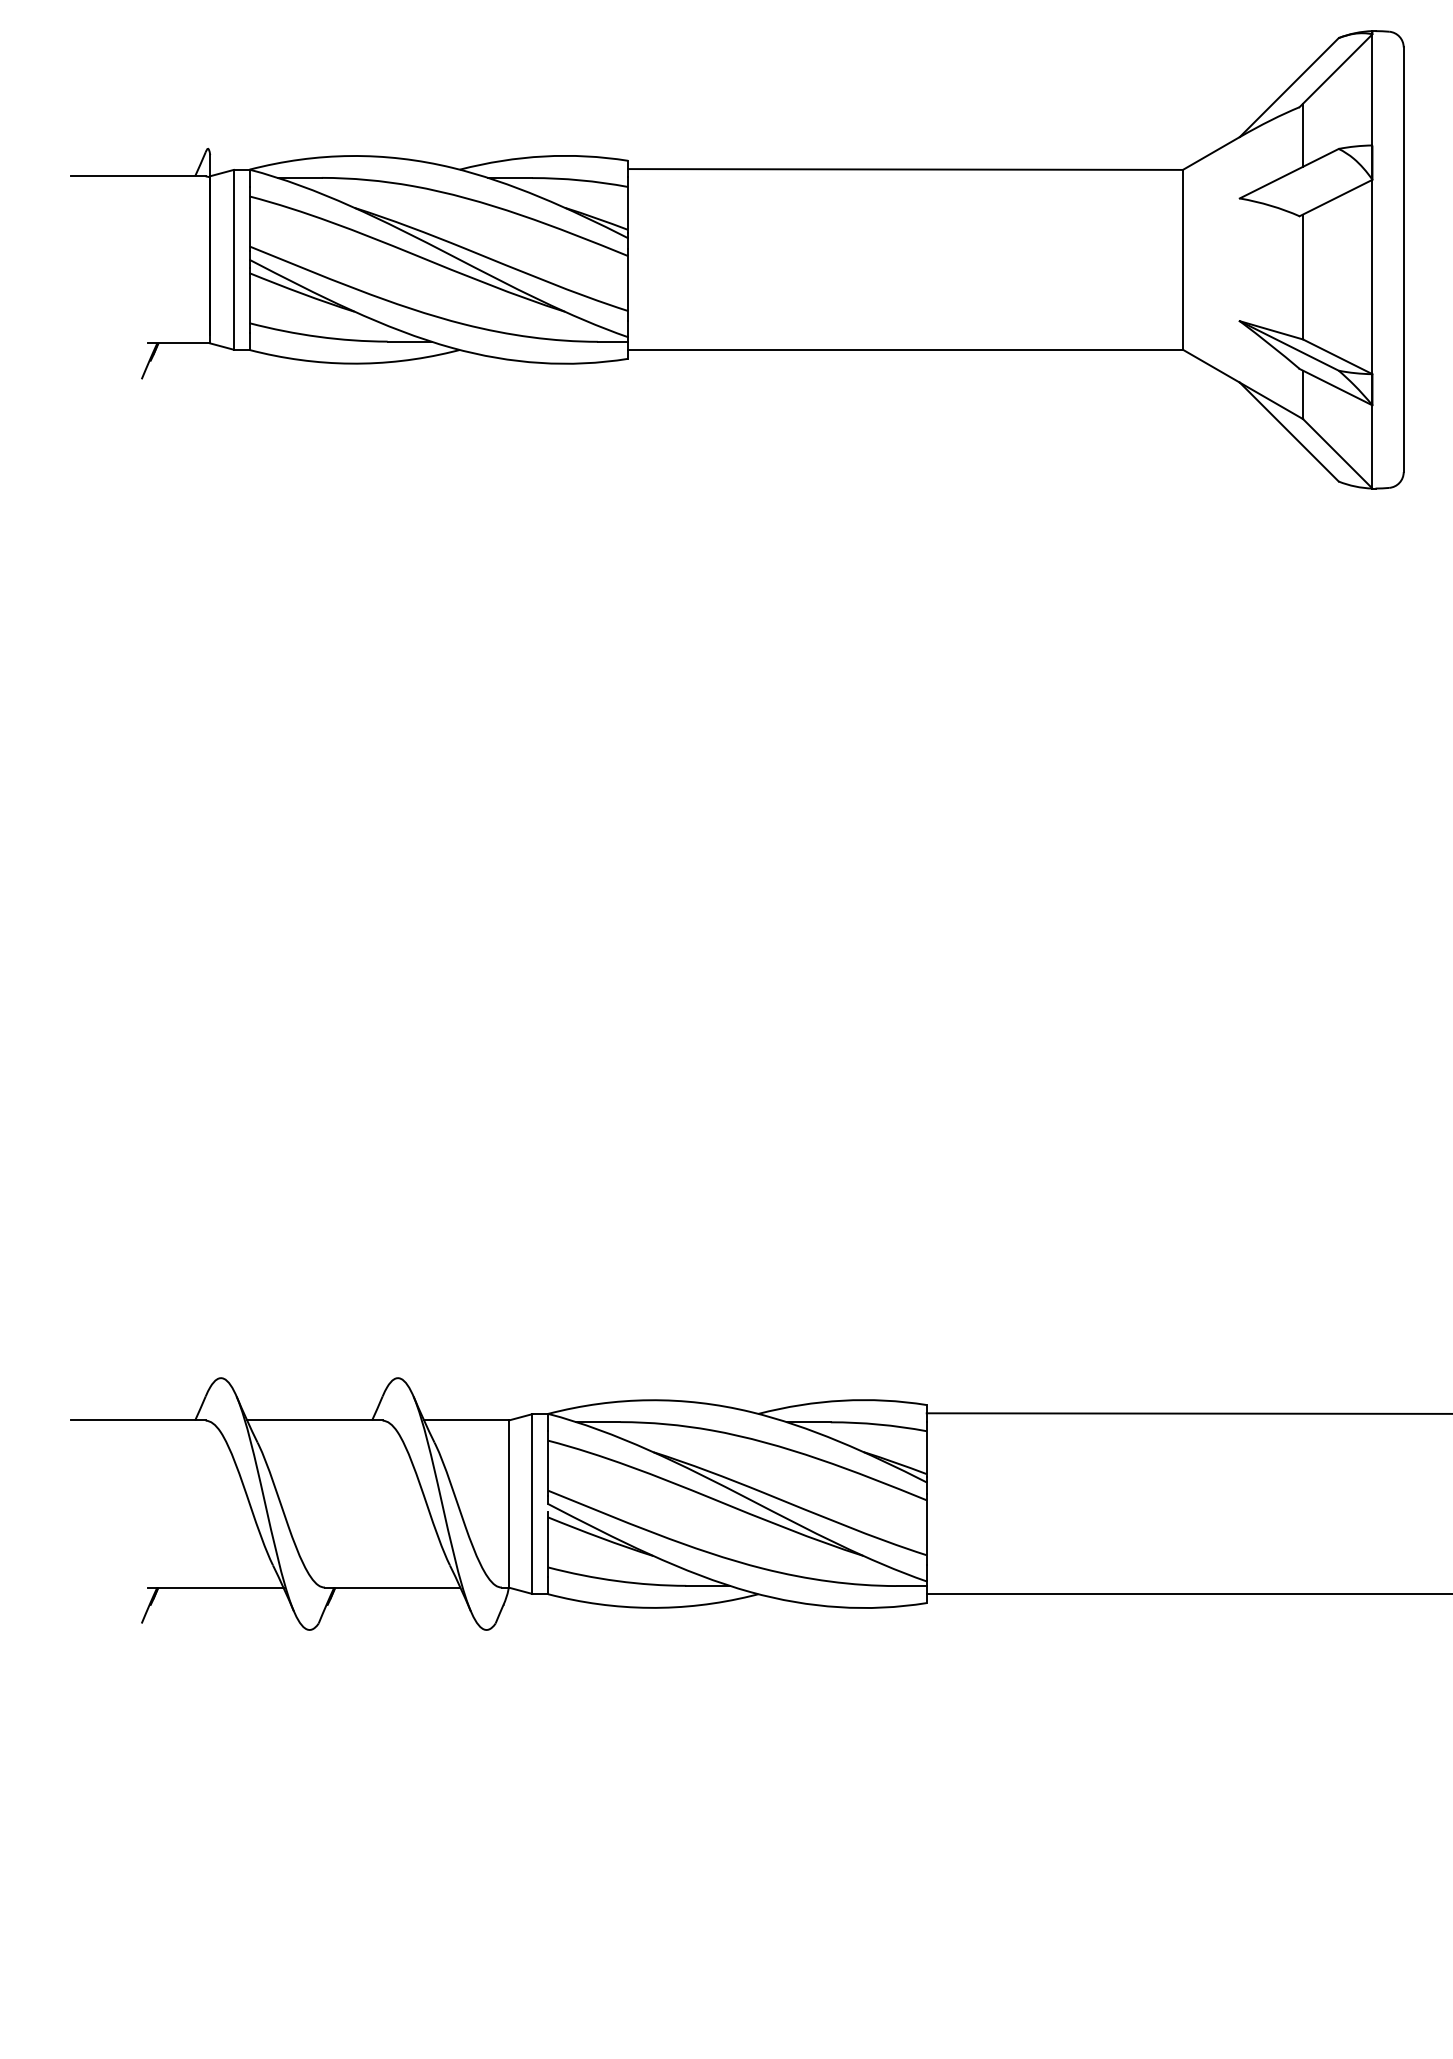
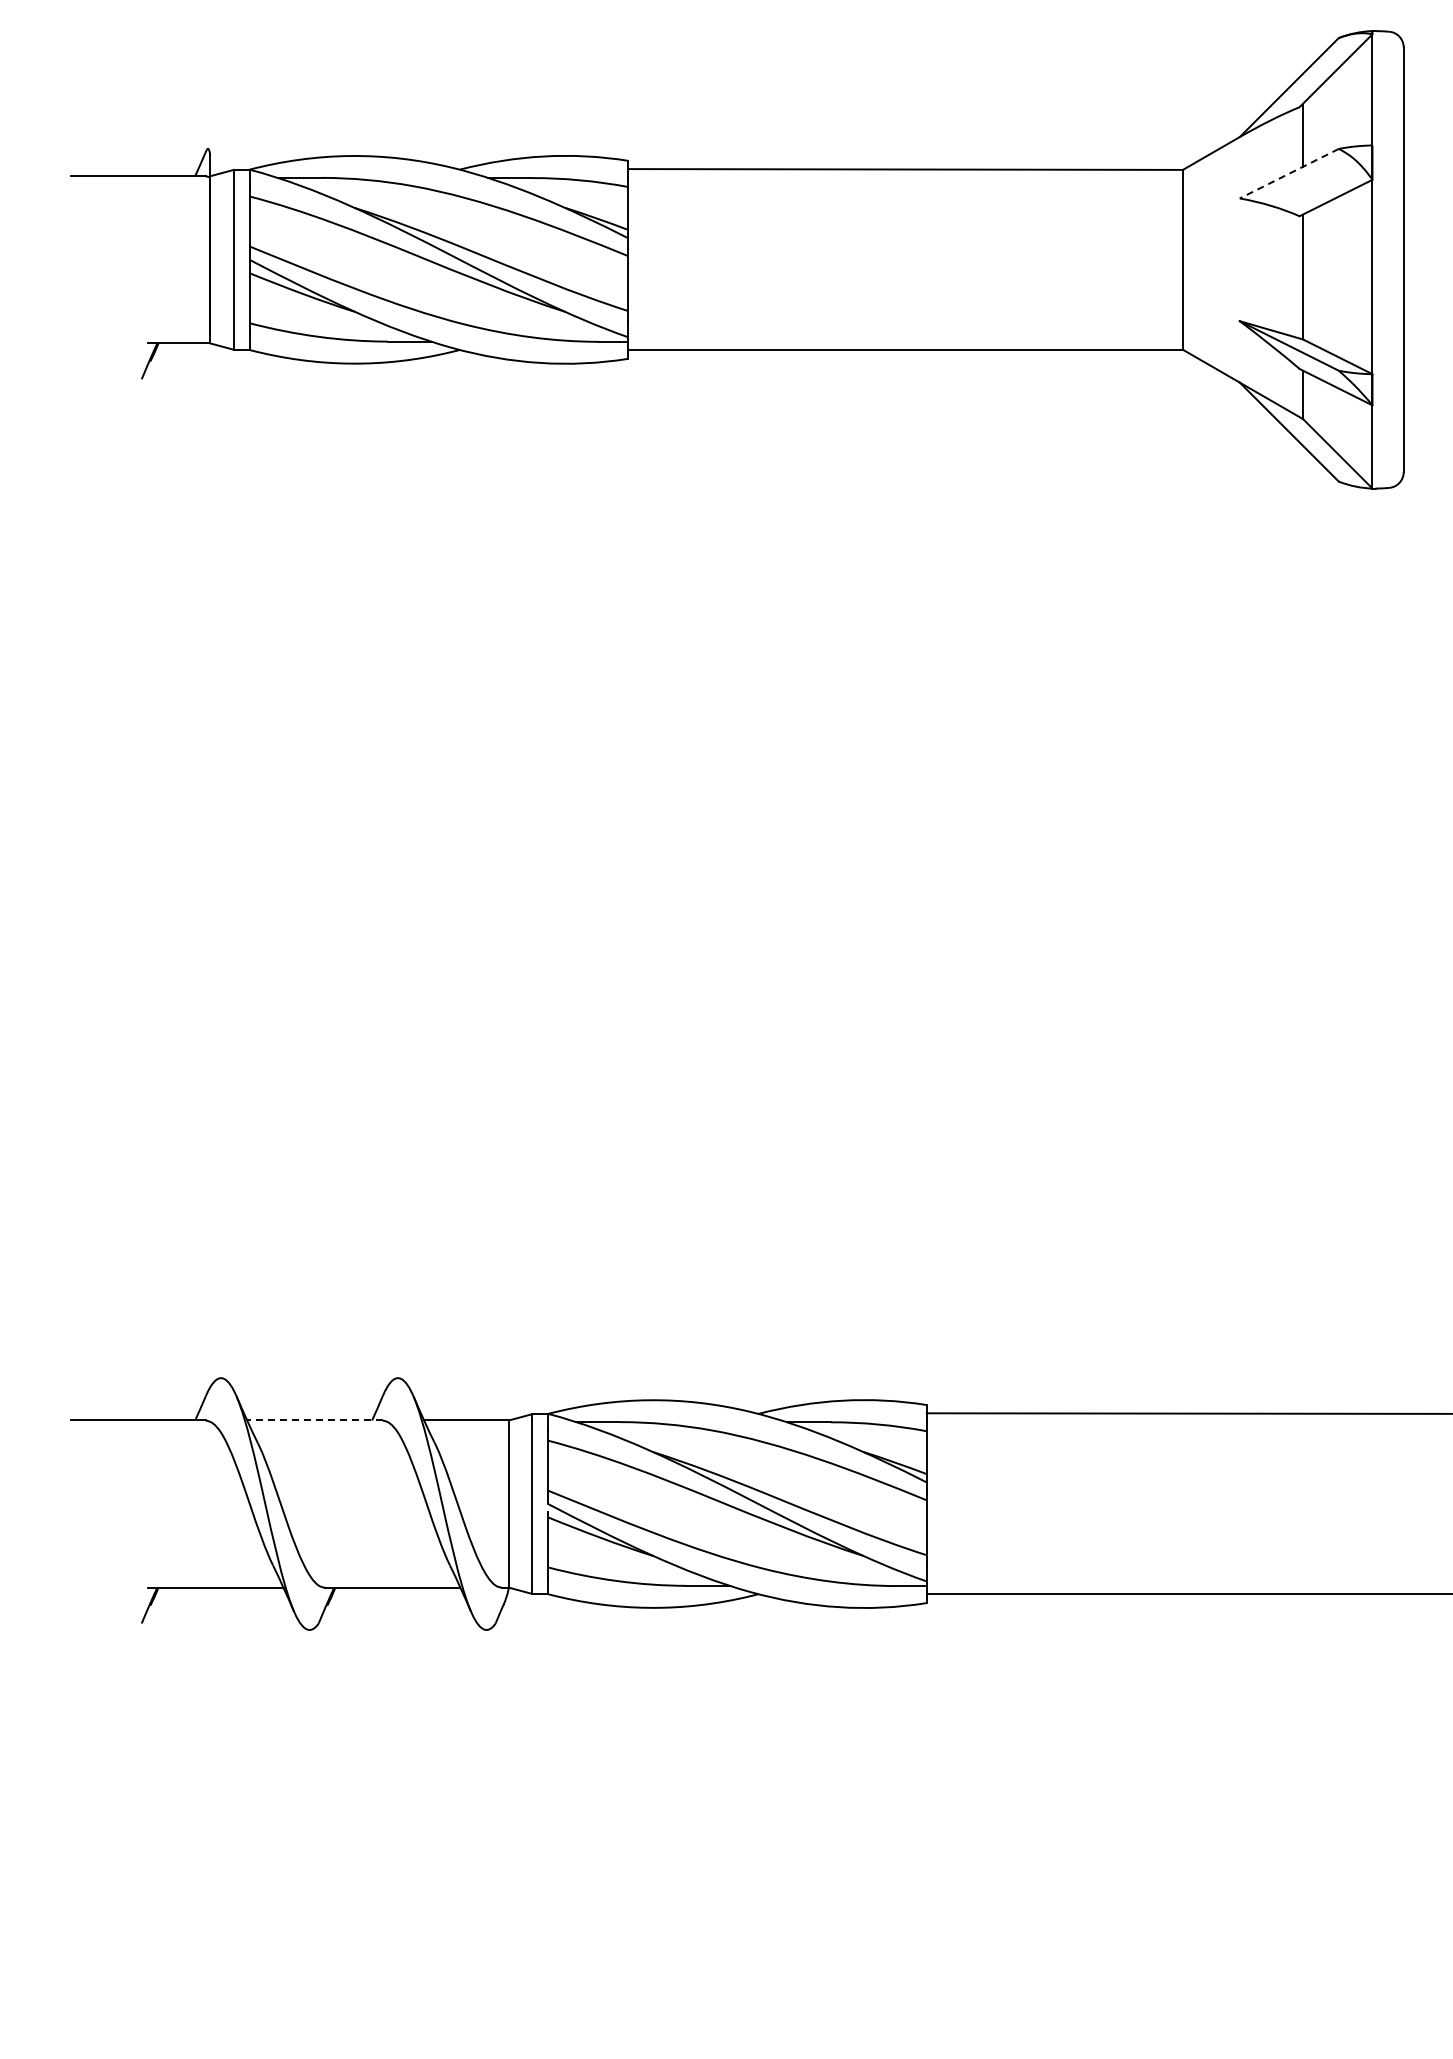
line: solid -> dashed (1288, 173)
line: solid -> dashed (315, 1420)
